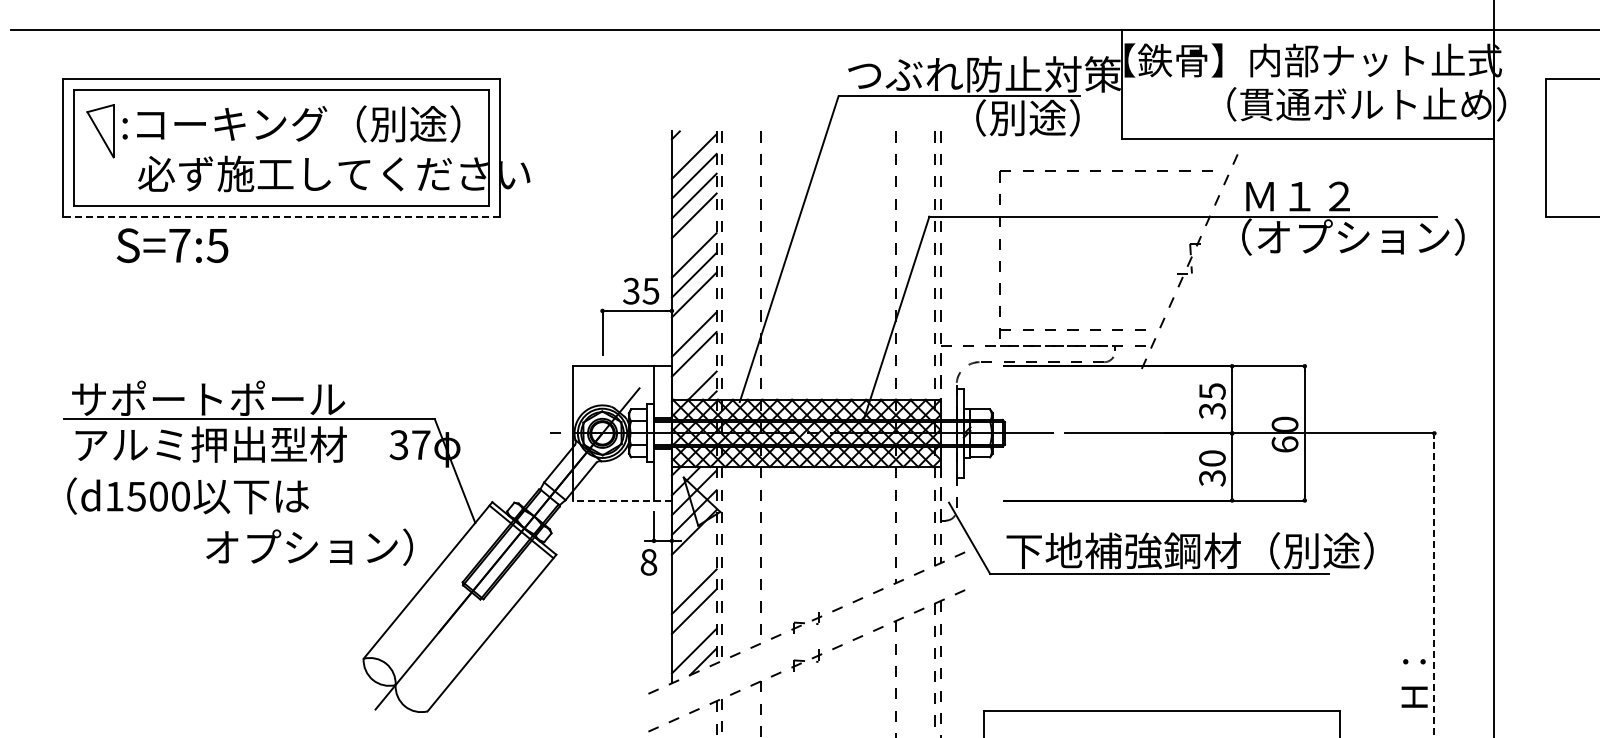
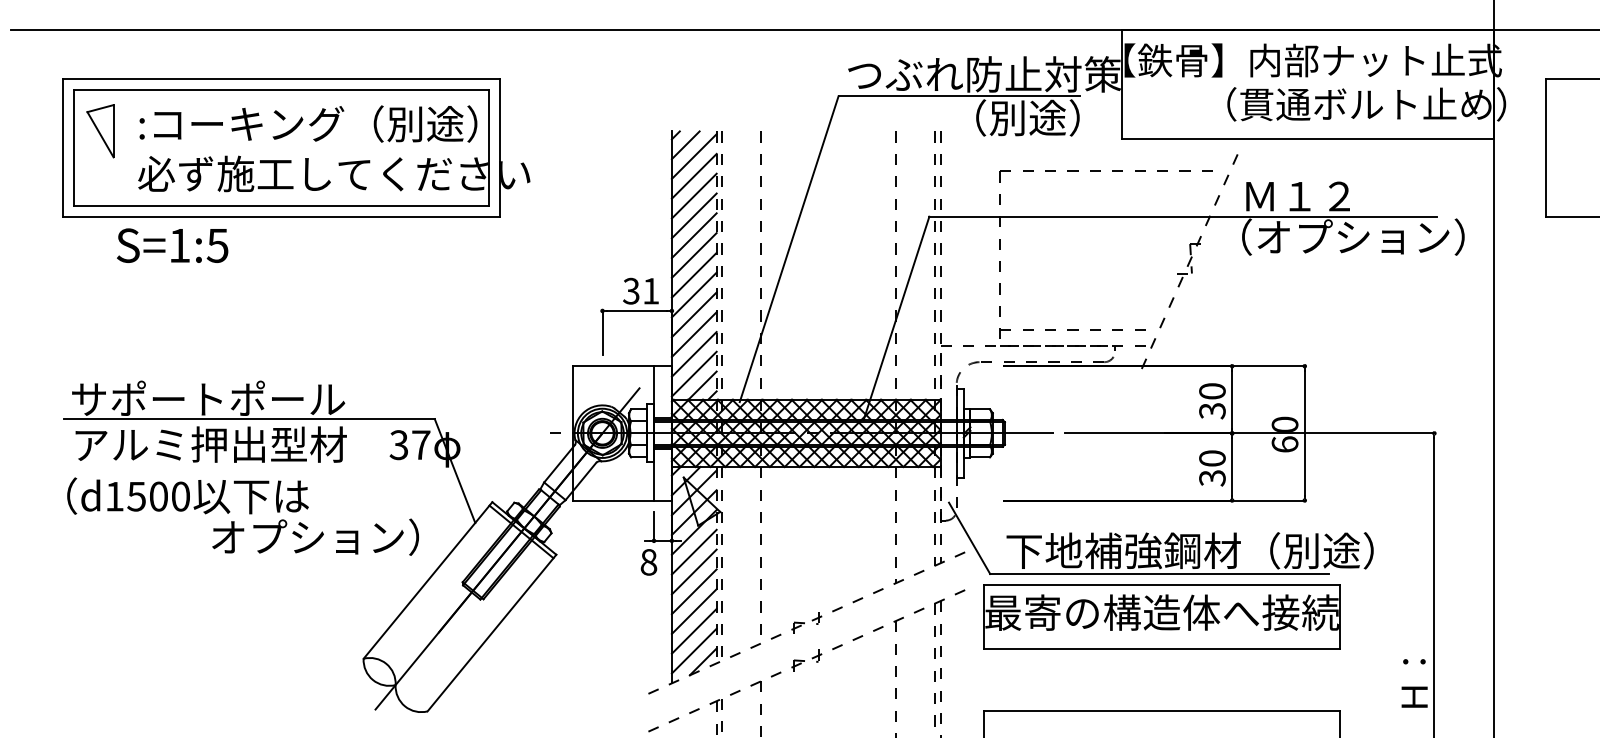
text position: (291, 123) -> (308, 123) (308, 123)
line: none -> present (685, 145)
line: dashed -> solid (280, 216)
line: none -> present (693, 235)
text: S=7:5 -> S=1:5 (179, 245)
text: 35 -> 31 (650, 291)
line: none -> present (693, 314)
line: none -> present (693, 373)
text: 35 -> 30 (1212, 391)
line: dashed -> solid (622, 500)
text position: (309, 546) -> (315, 536) (315, 536)
line: none -> present (693, 551)
line: none -> present (693, 571)
line: dashed -> solid (1434, 587)
part: none -> present (1161, 616)
line: none -> present (693, 630)
